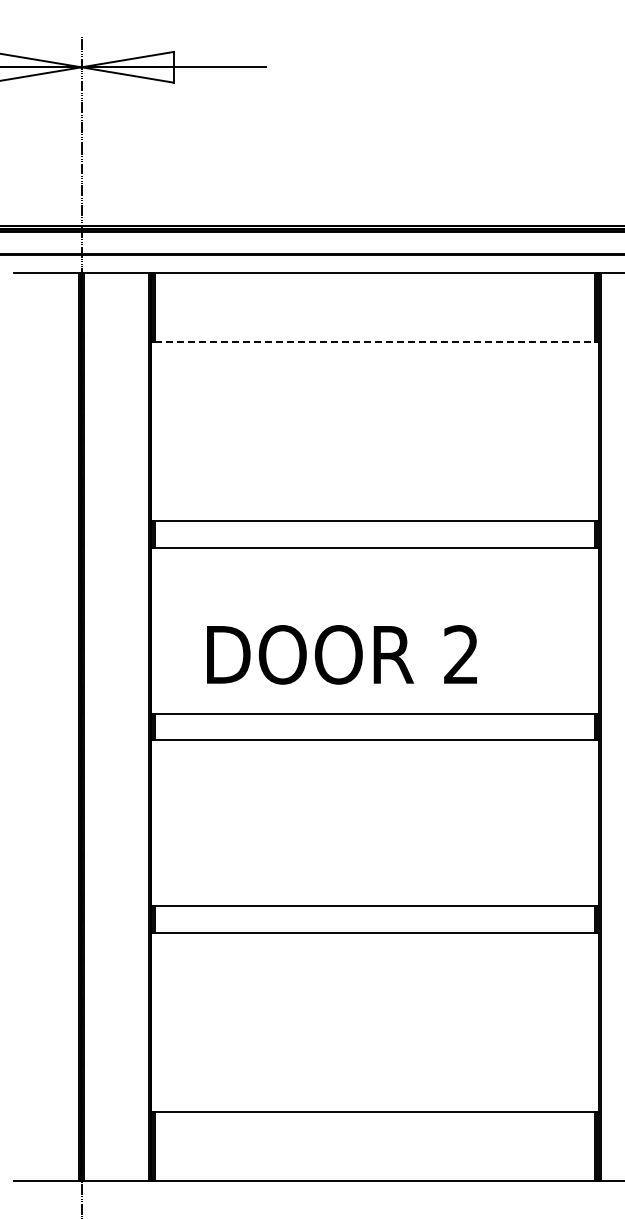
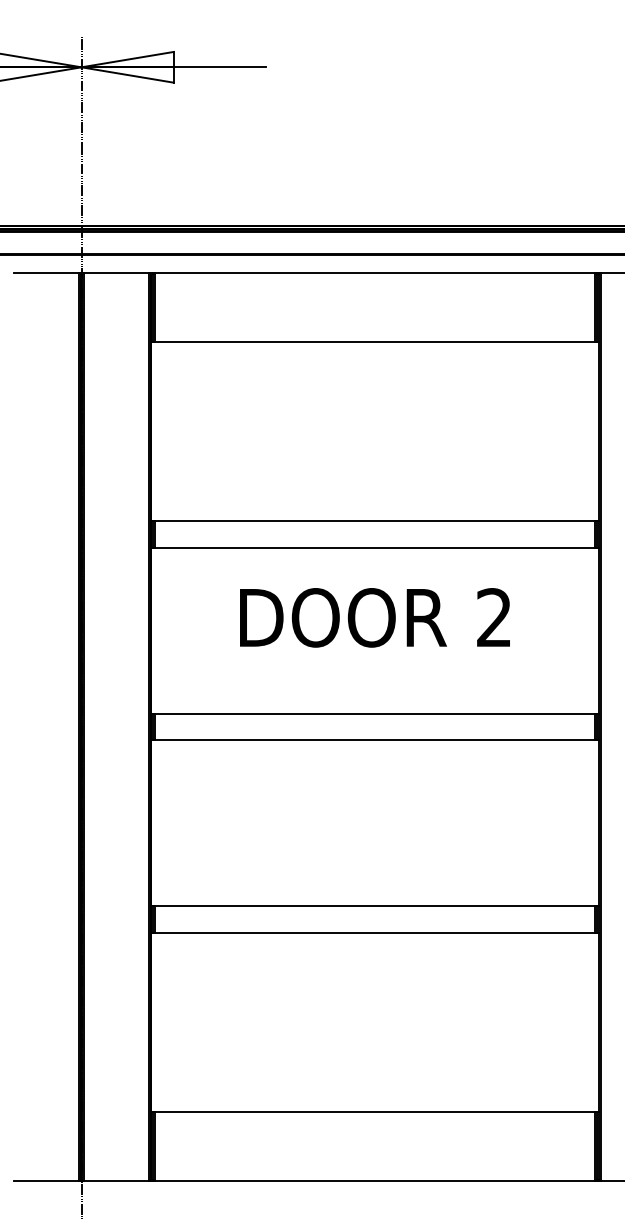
line: dashed -> solid (375, 342)
text position: (341, 654) -> (374, 617) (374, 617)
